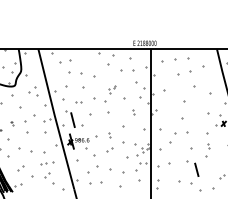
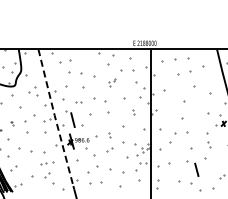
part position: (112, 89) -> (112, 82) (112, 82)
line: solid -> dashed (55, 117)
part size: 6x15 px -> 8x19 px (207, 150)
part position: (20, 168) -> (13, 168) (13, 168)
